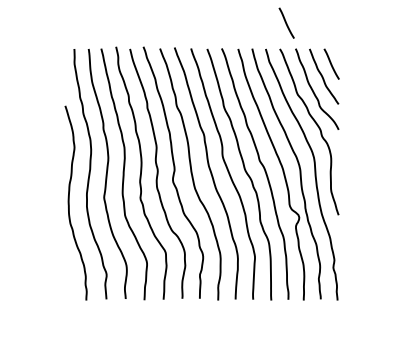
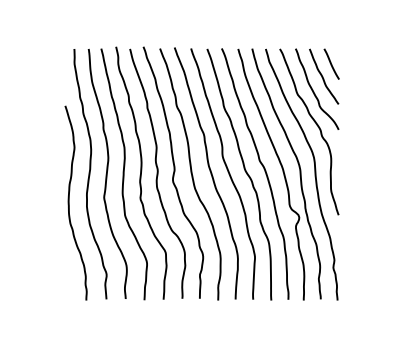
line: present -> none (286, 22)
